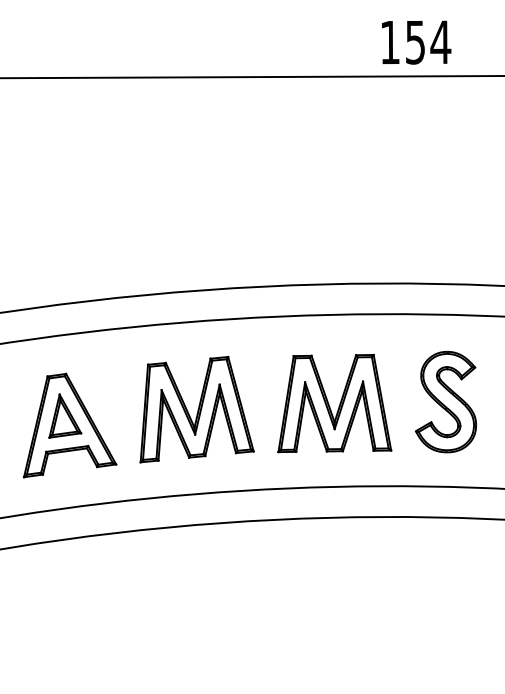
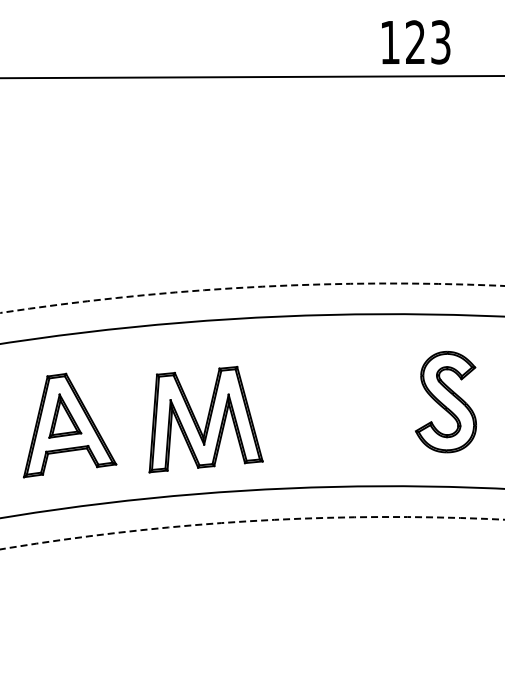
text: 154 -> 123 (428, 42)
arc: solid -> dashed (252, 287)
part: present -> none (334, 403)
part position: (196, 409) -> (205, 419) (205, 419)
arc: solid -> dashed (250, 521)
